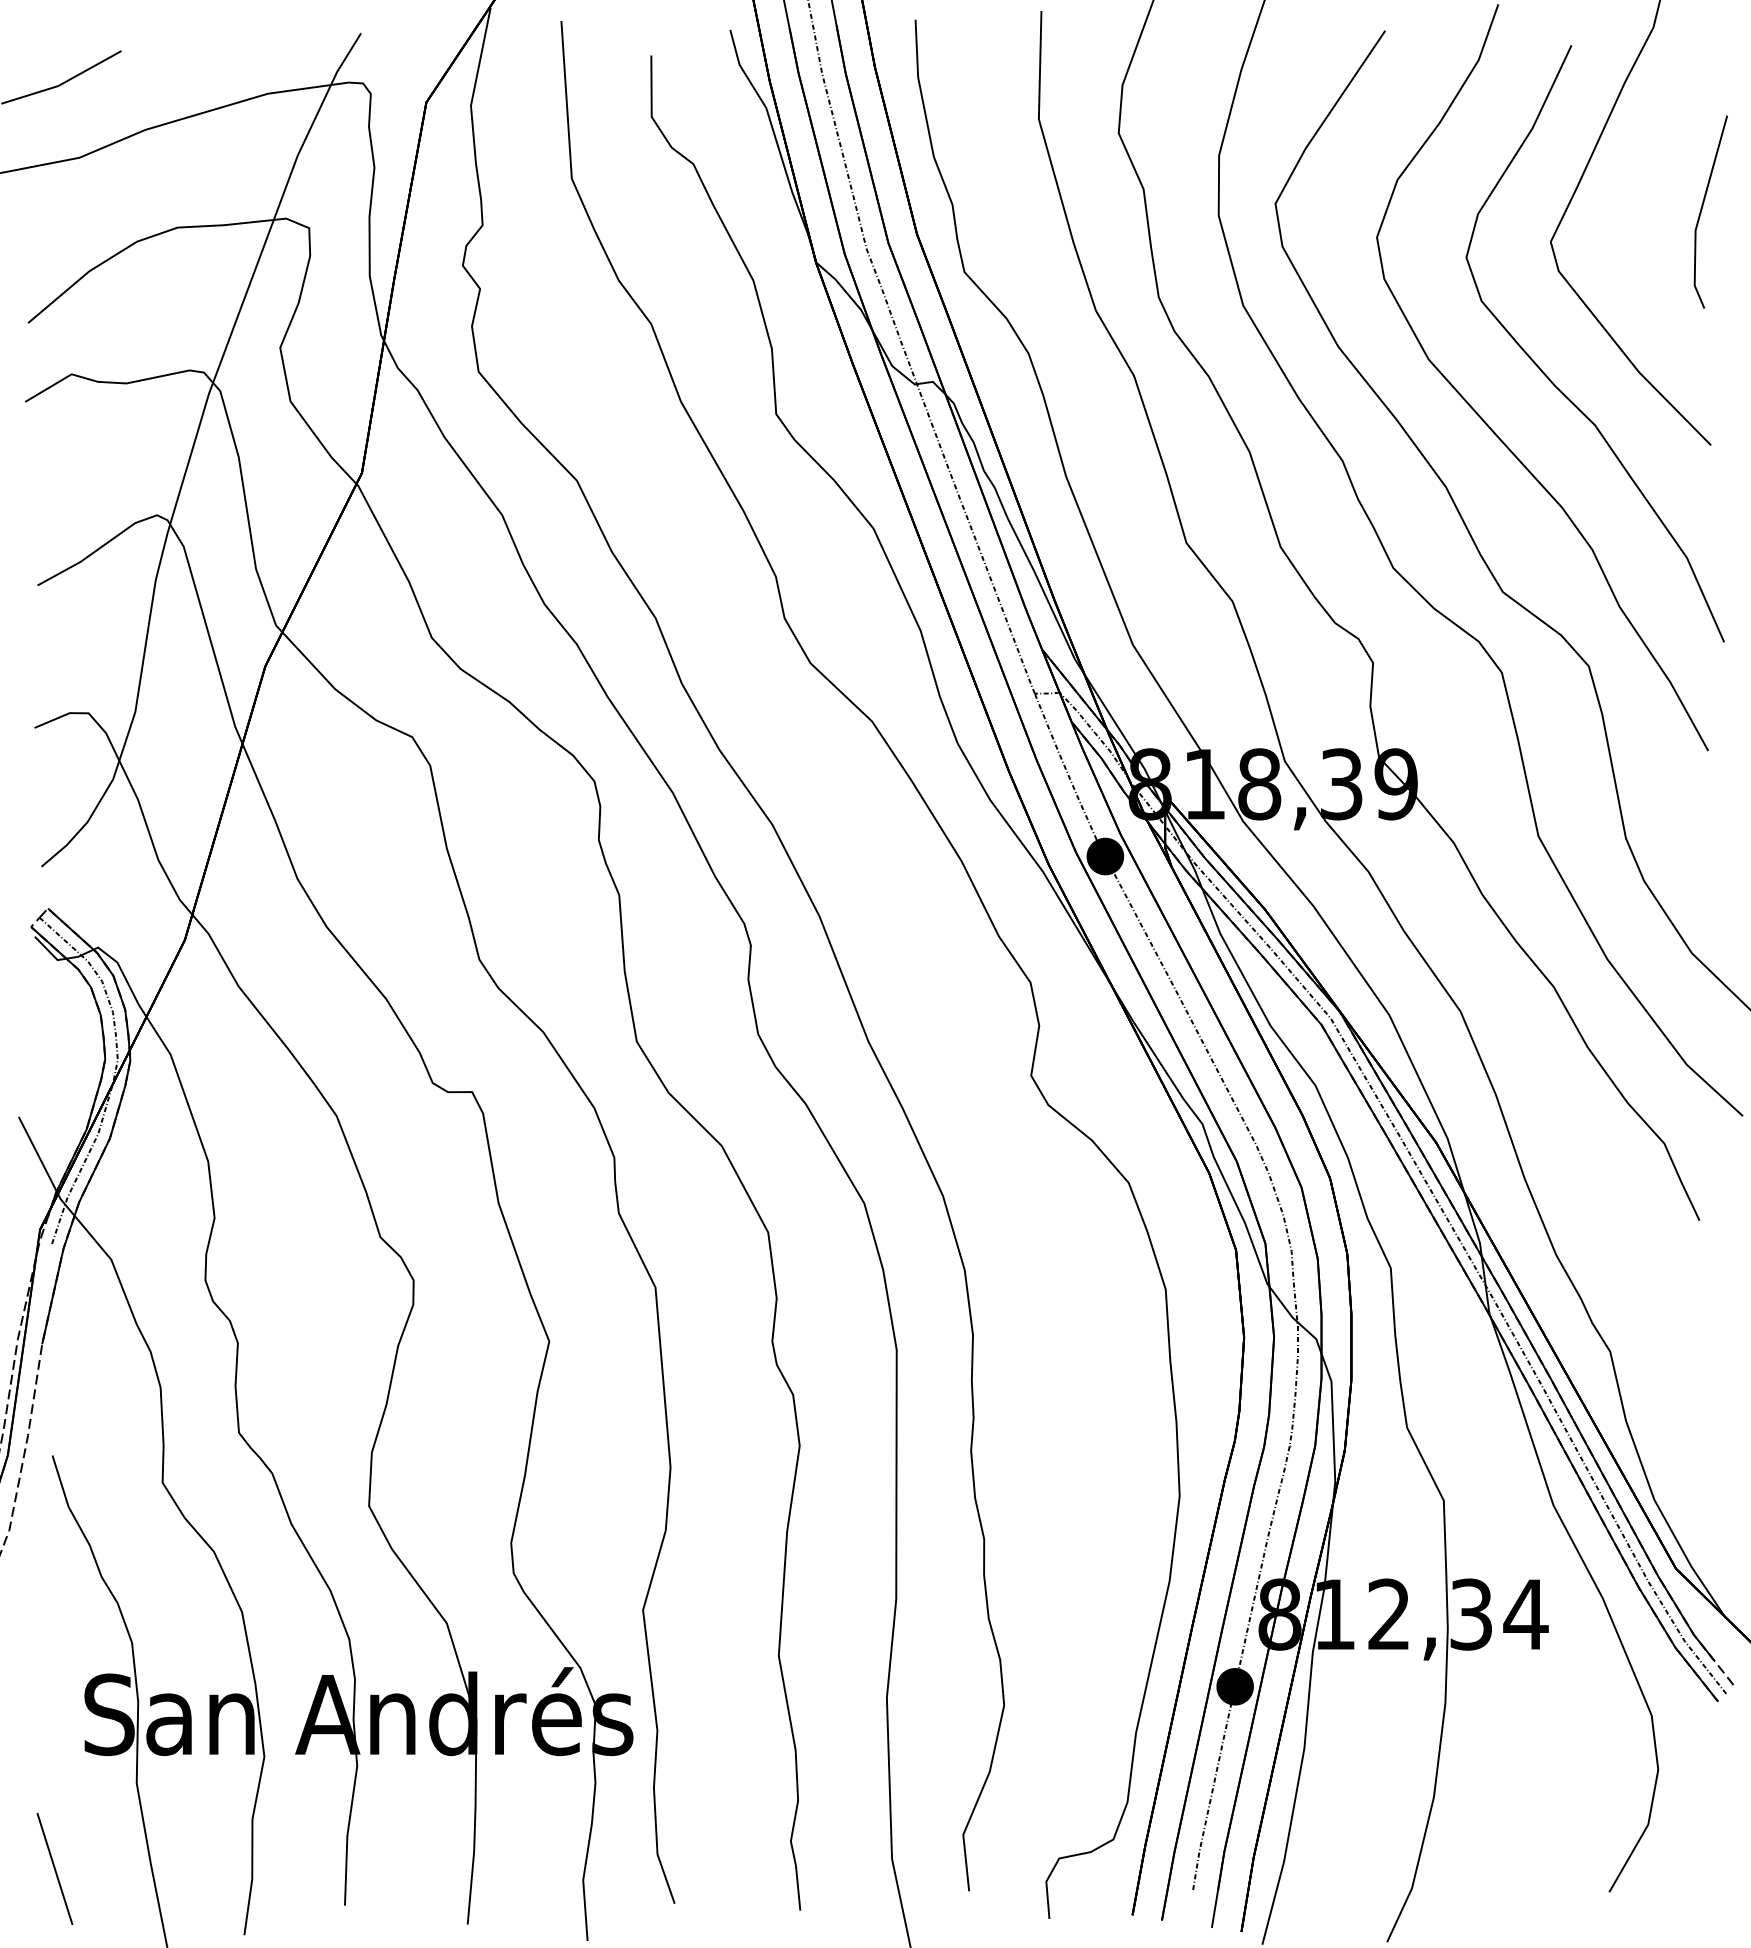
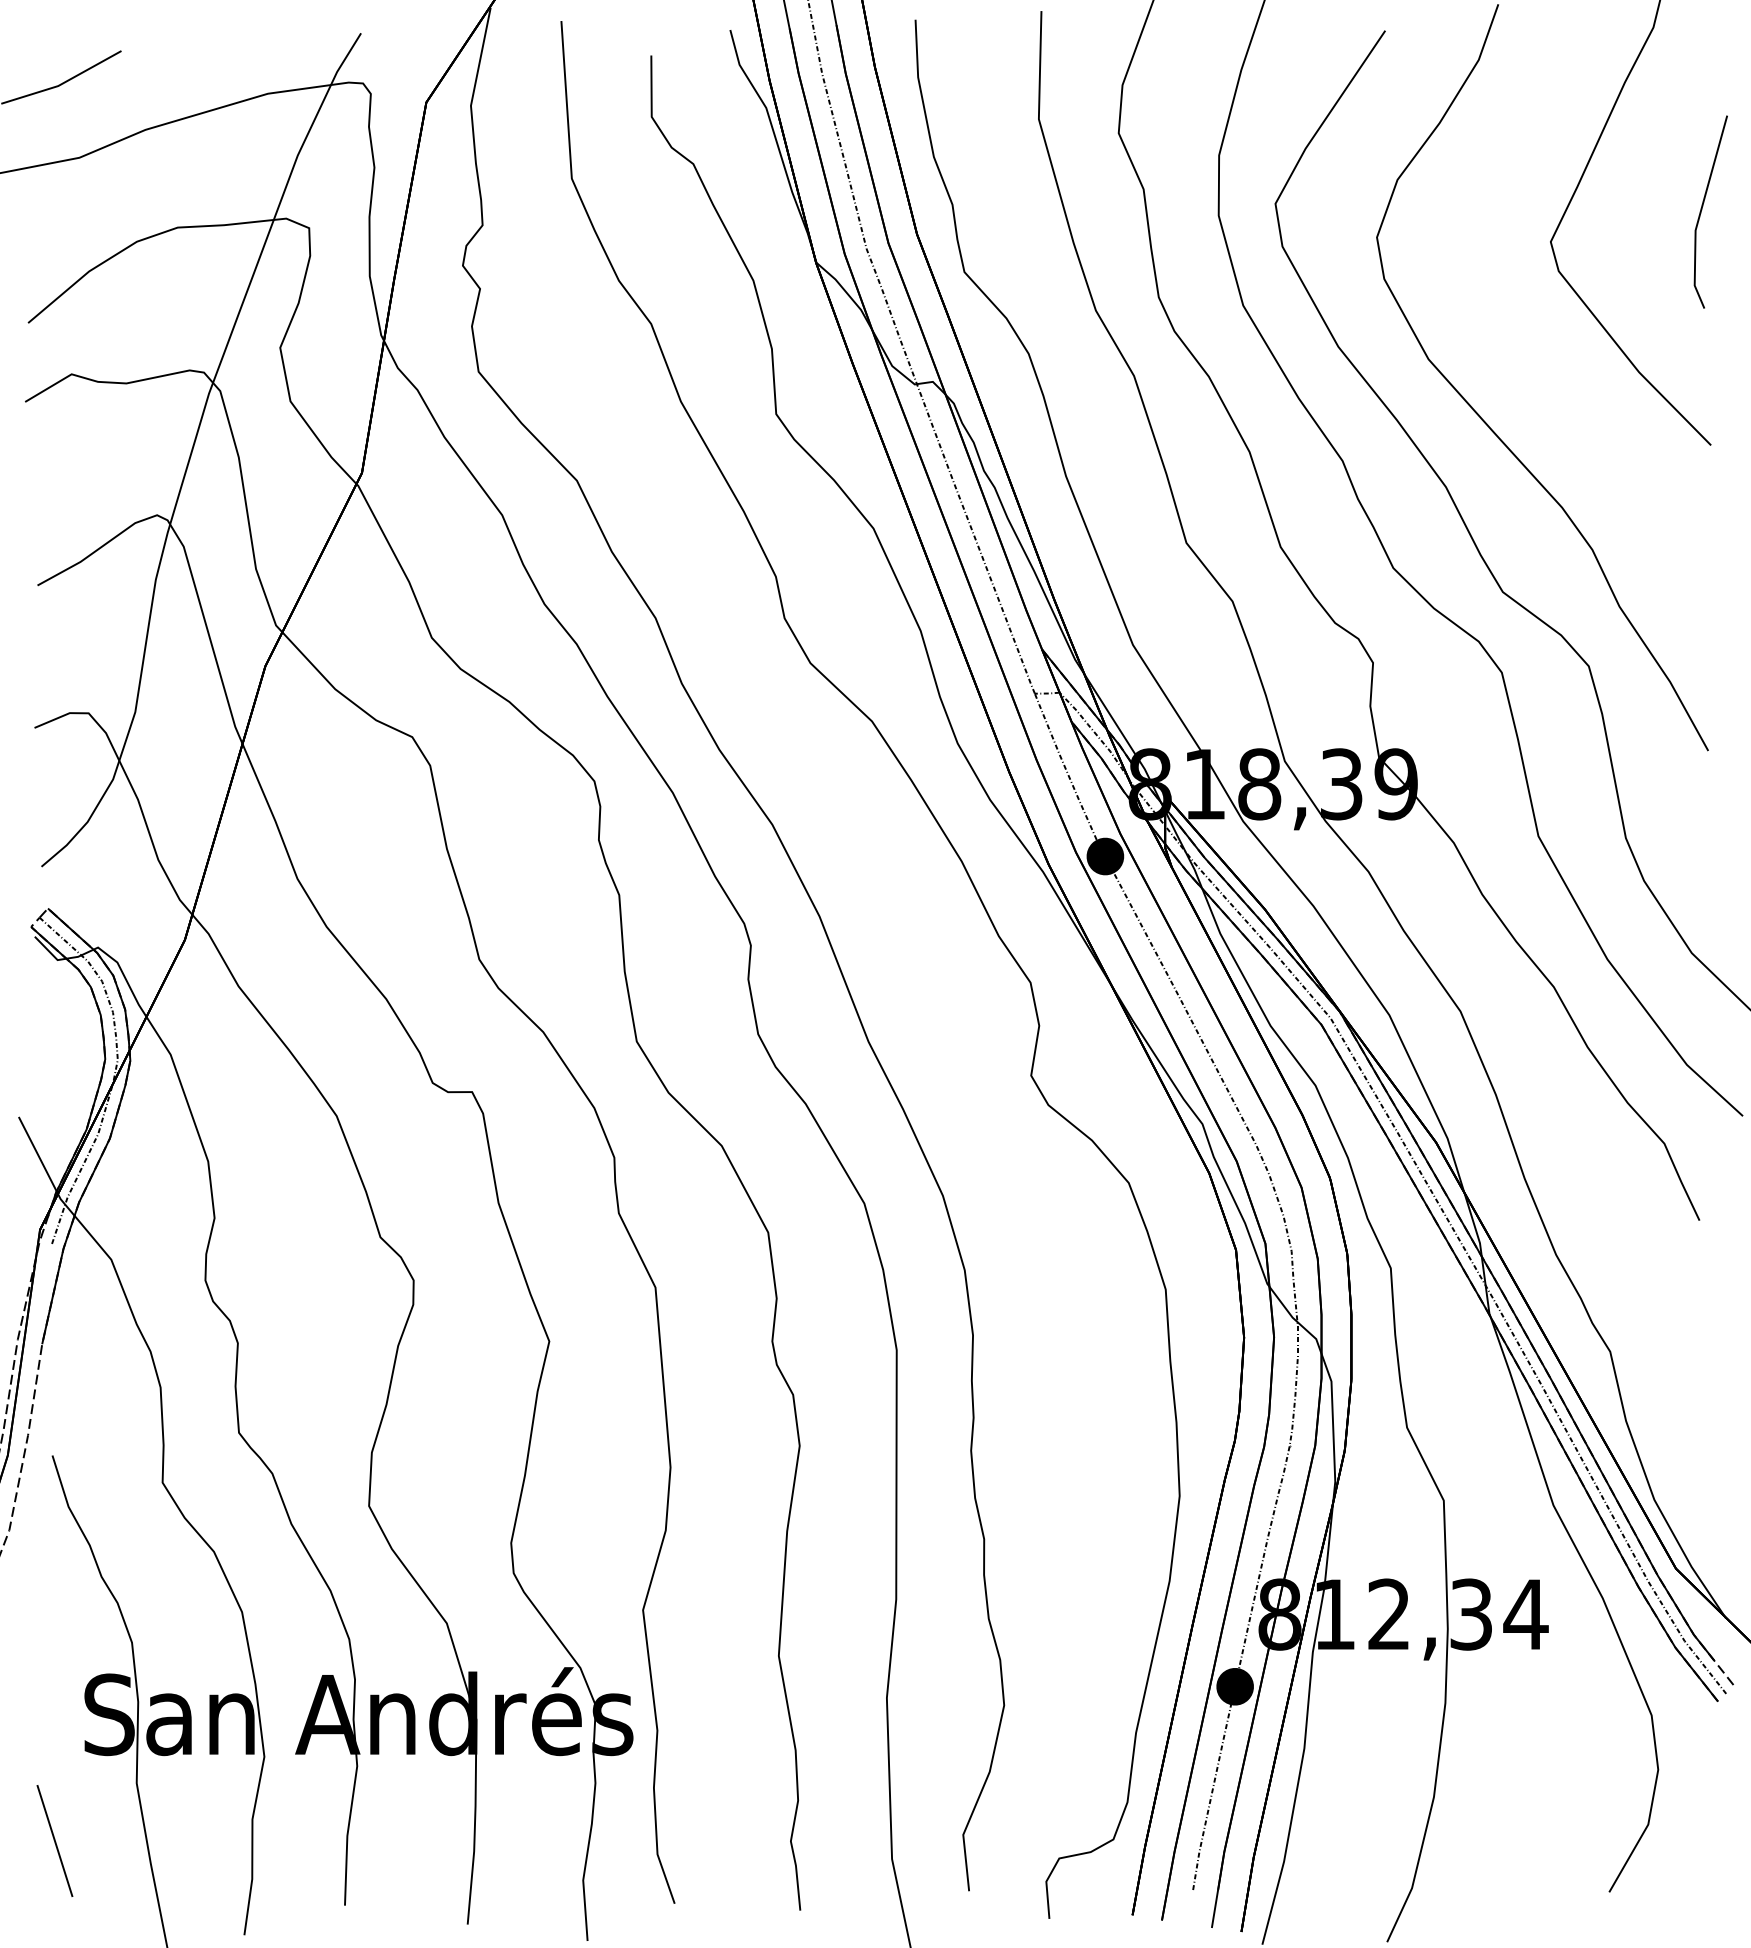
curve: present -> none (1554, 383)
line position: (54, 1868) -> (54, 1840) (54, 1840)
